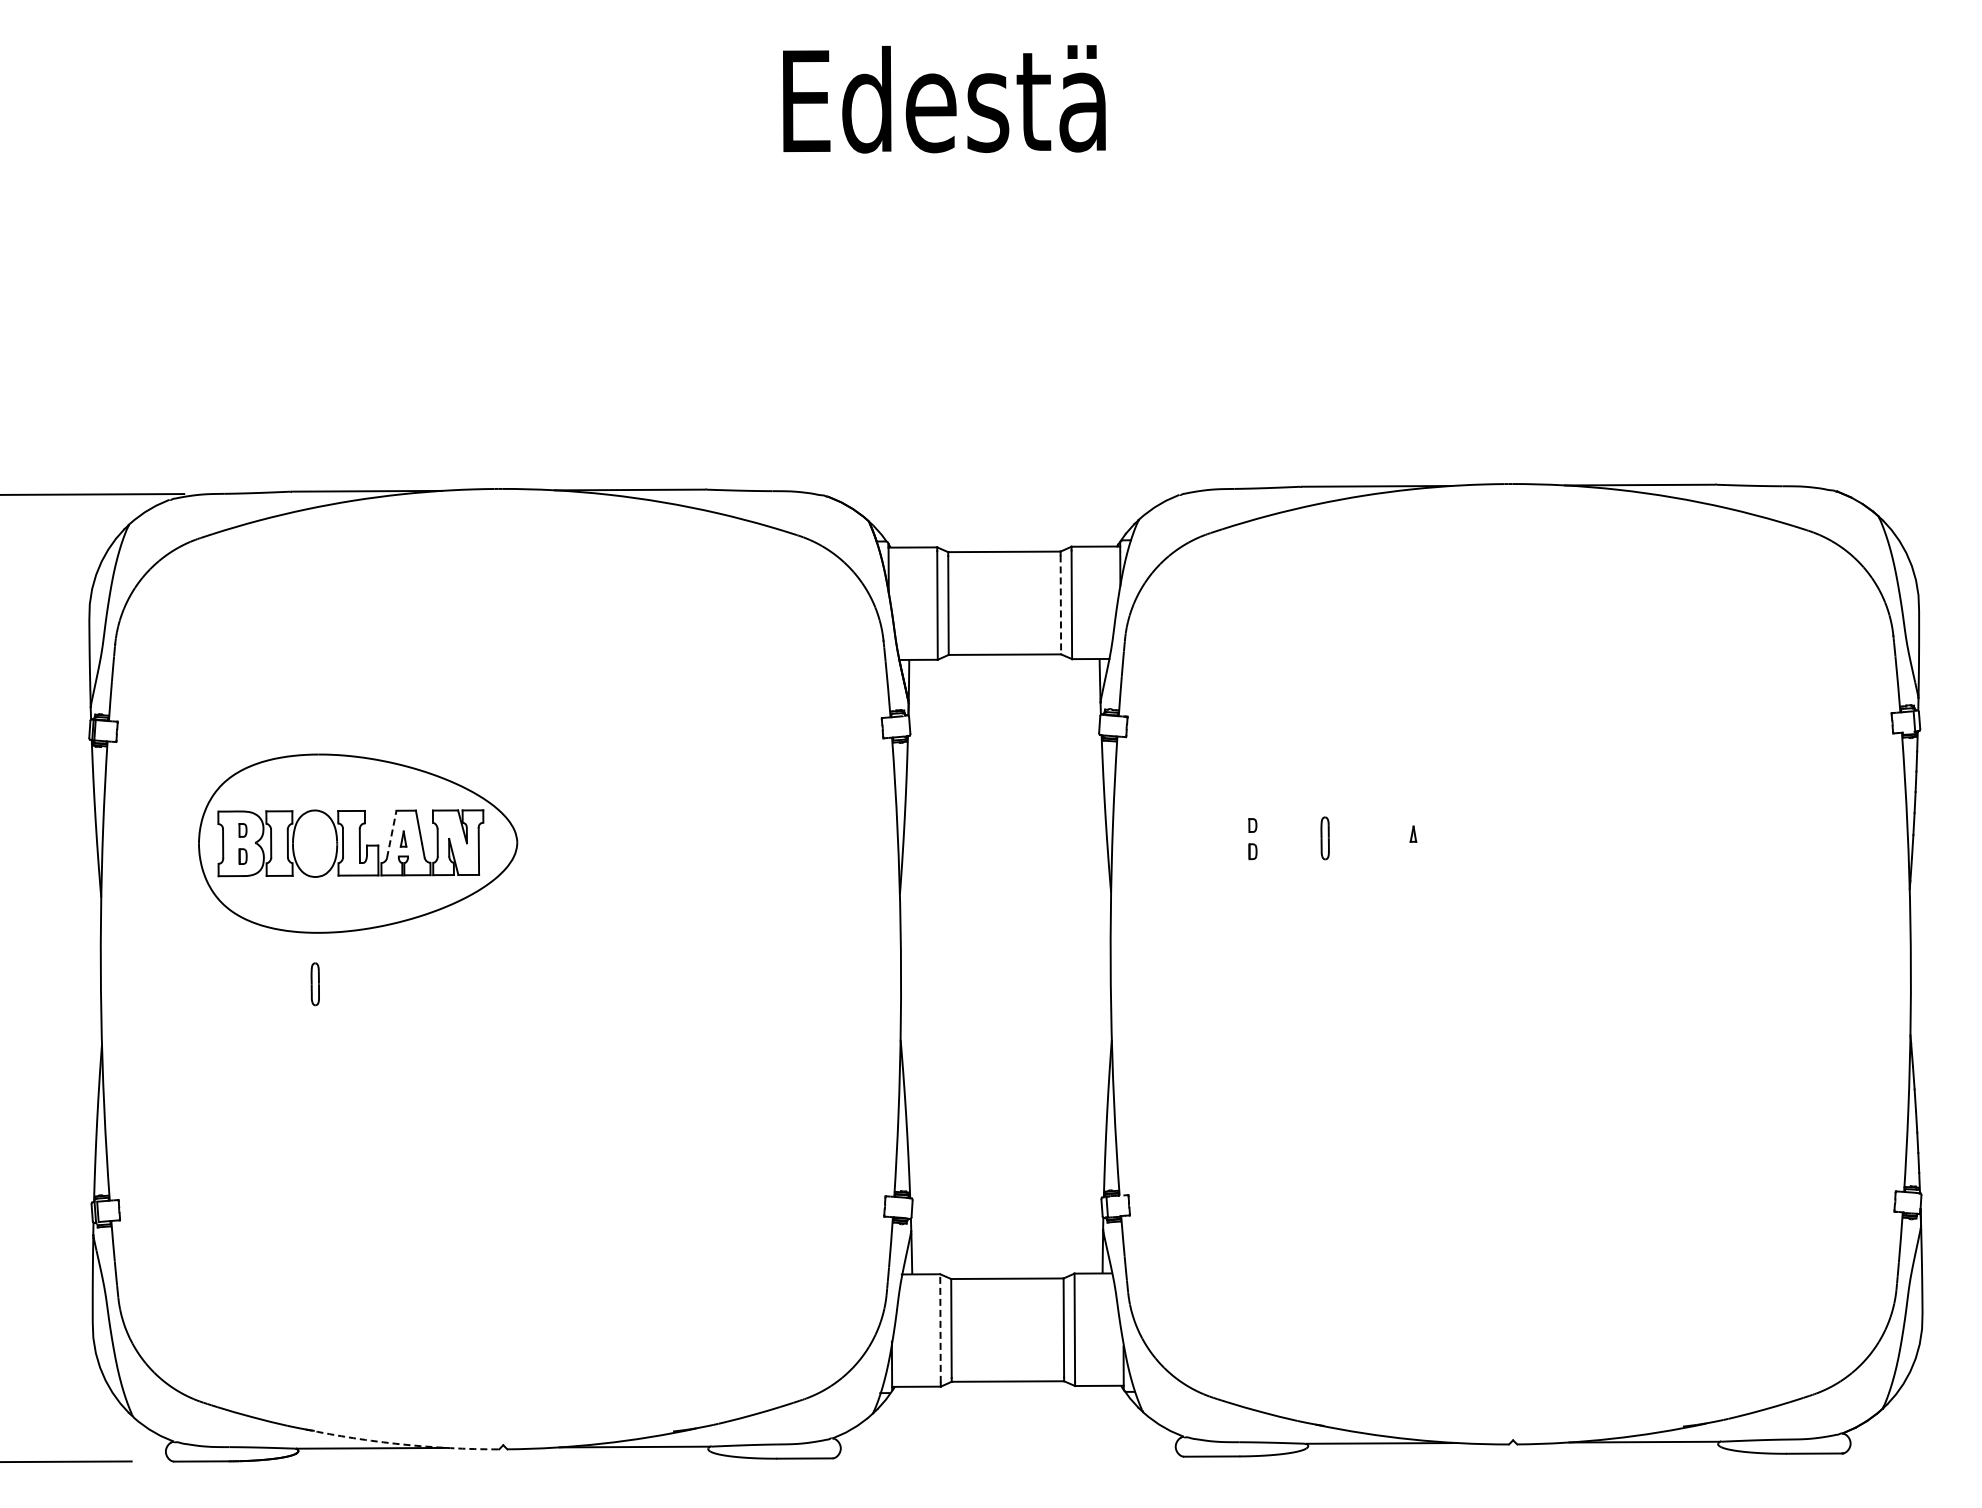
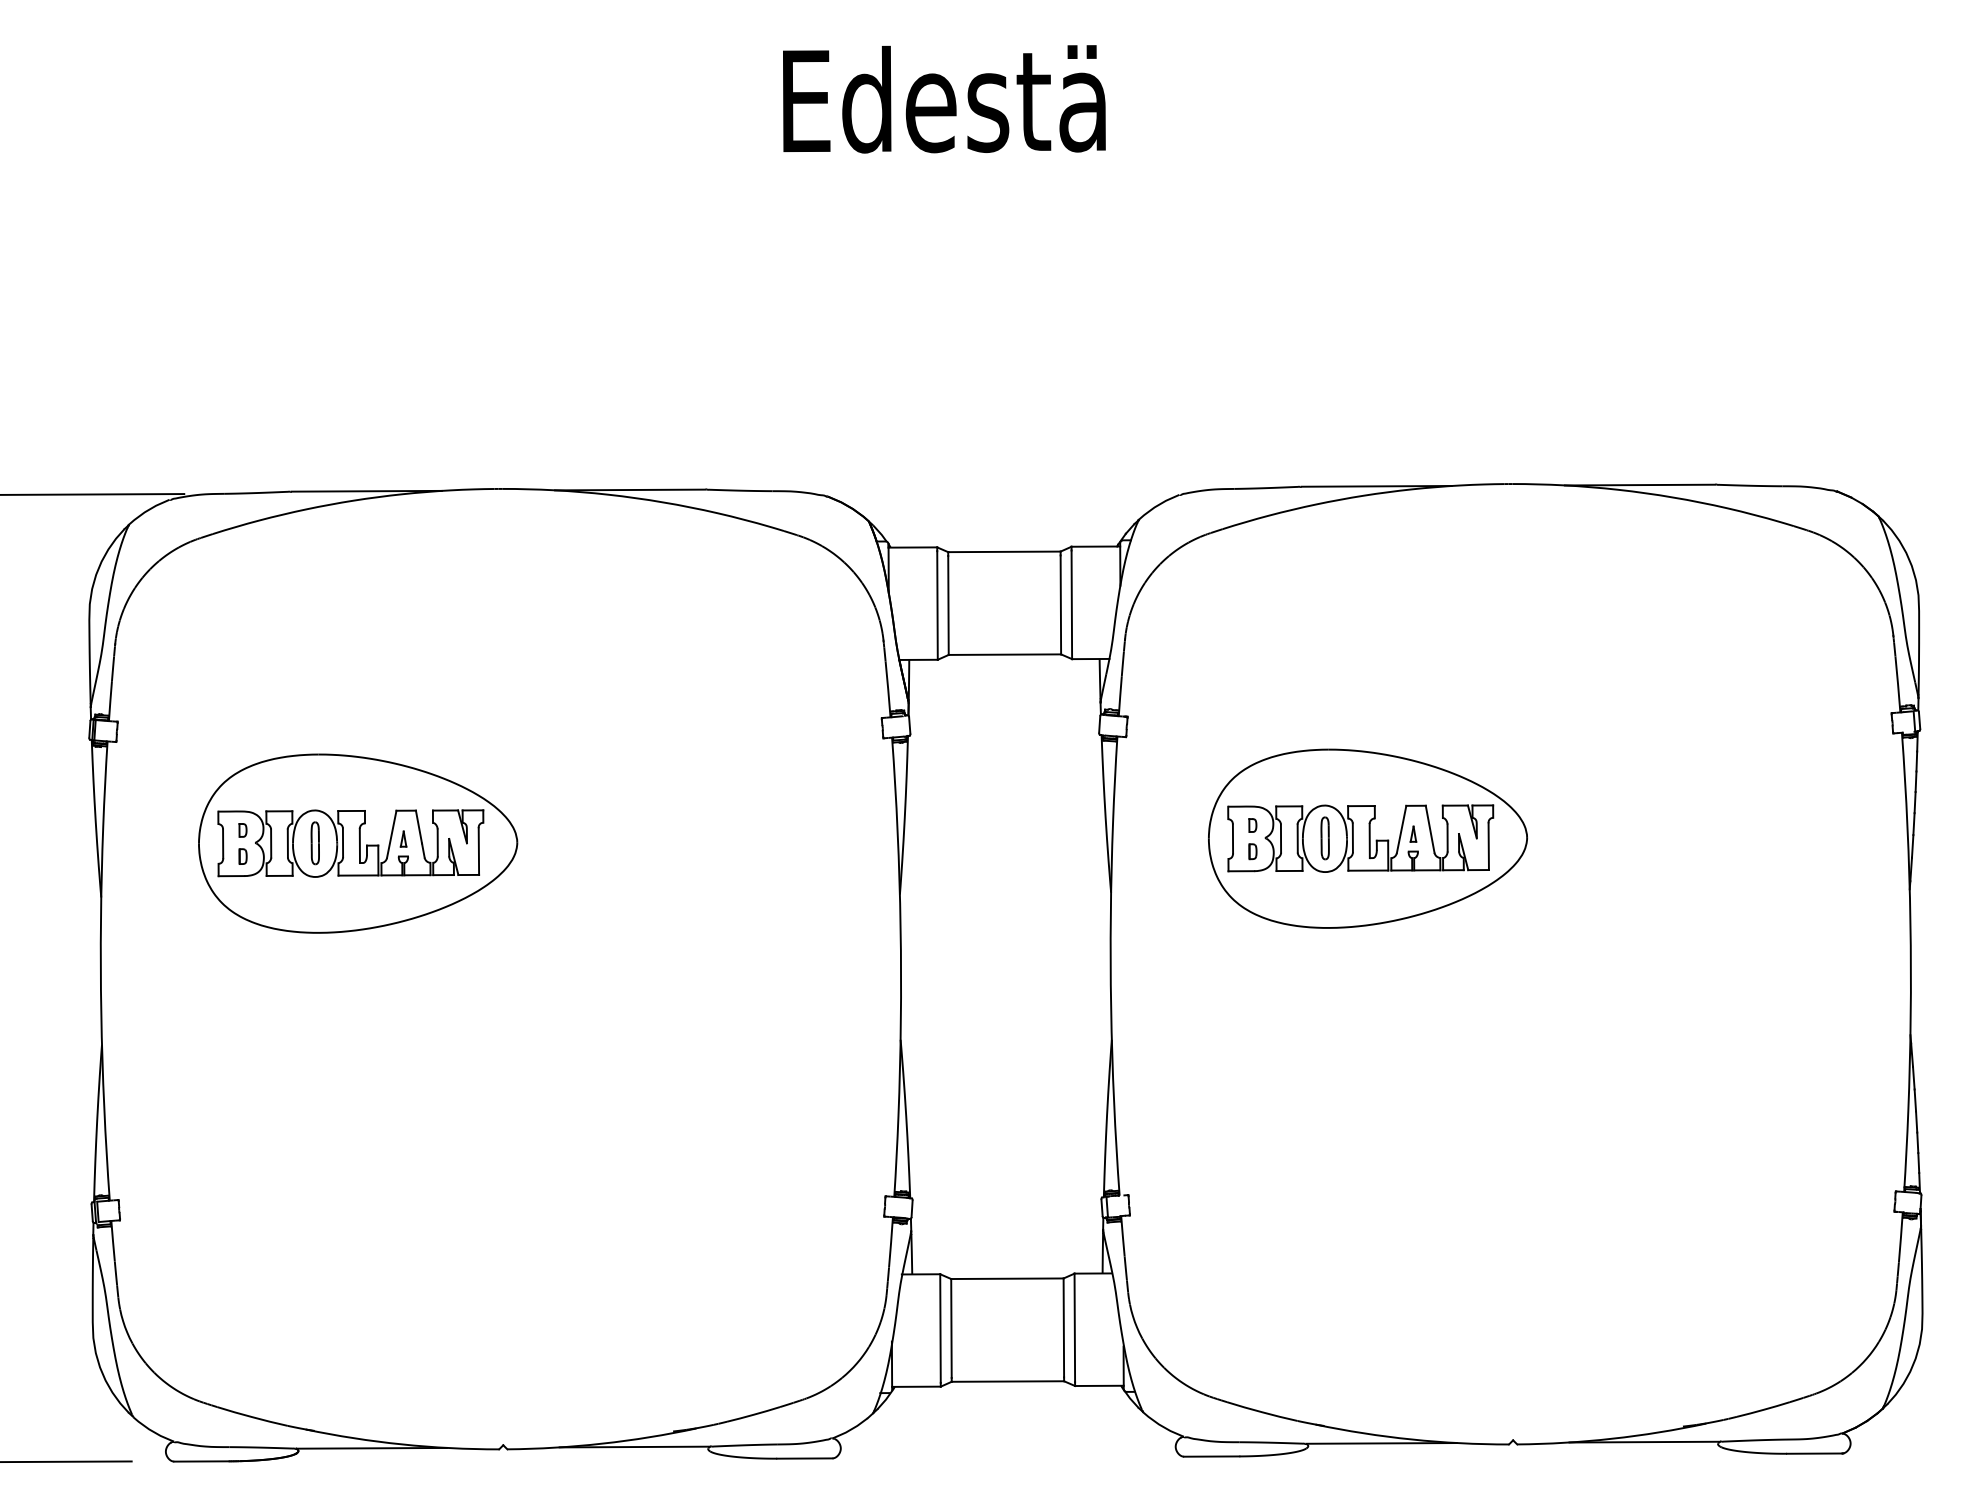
line: dashed -> solid (1060, 605)
line: dashed -> solid (391, 833)
part: none -> present (1367, 838)
part position: (314, 984) -> (314, 843) (314, 843)
line: dashed -> solid (940, 1328)
arc: dashed -> solid (401, 1444)
